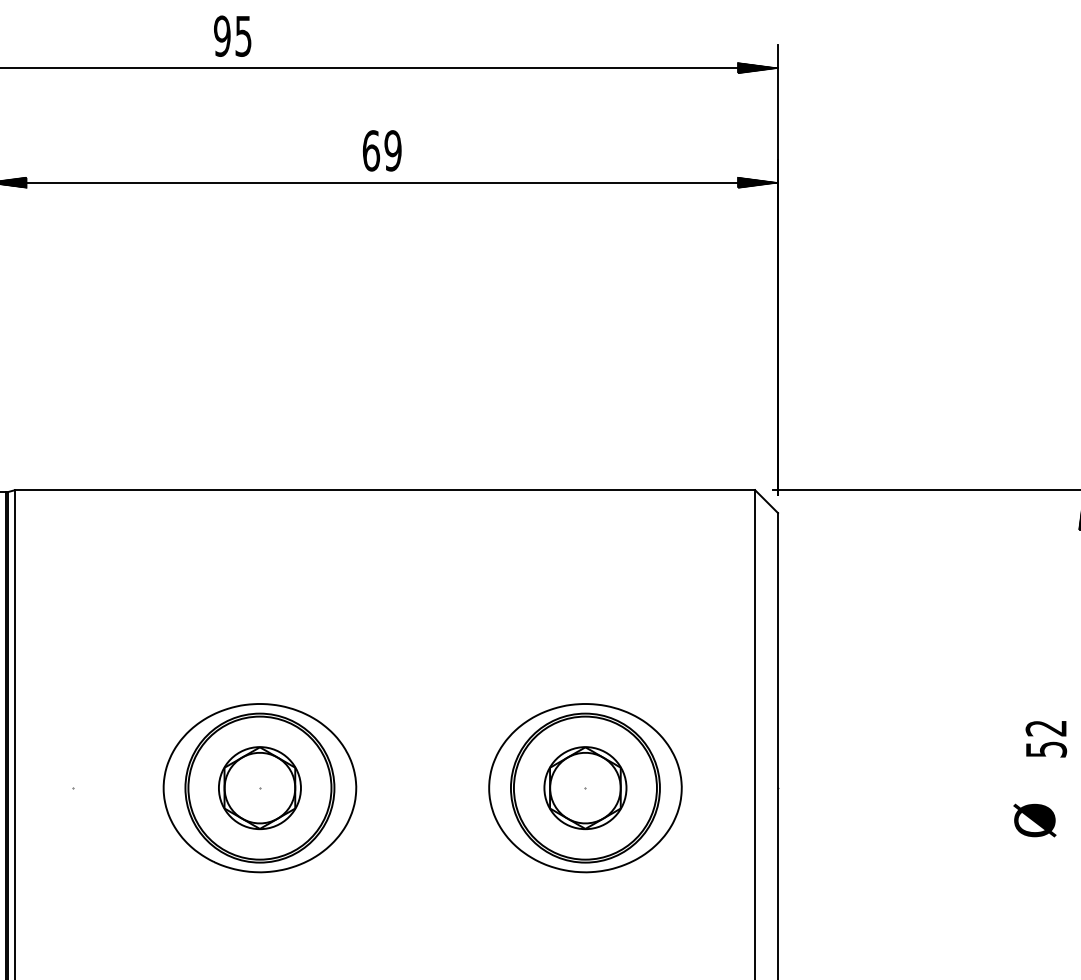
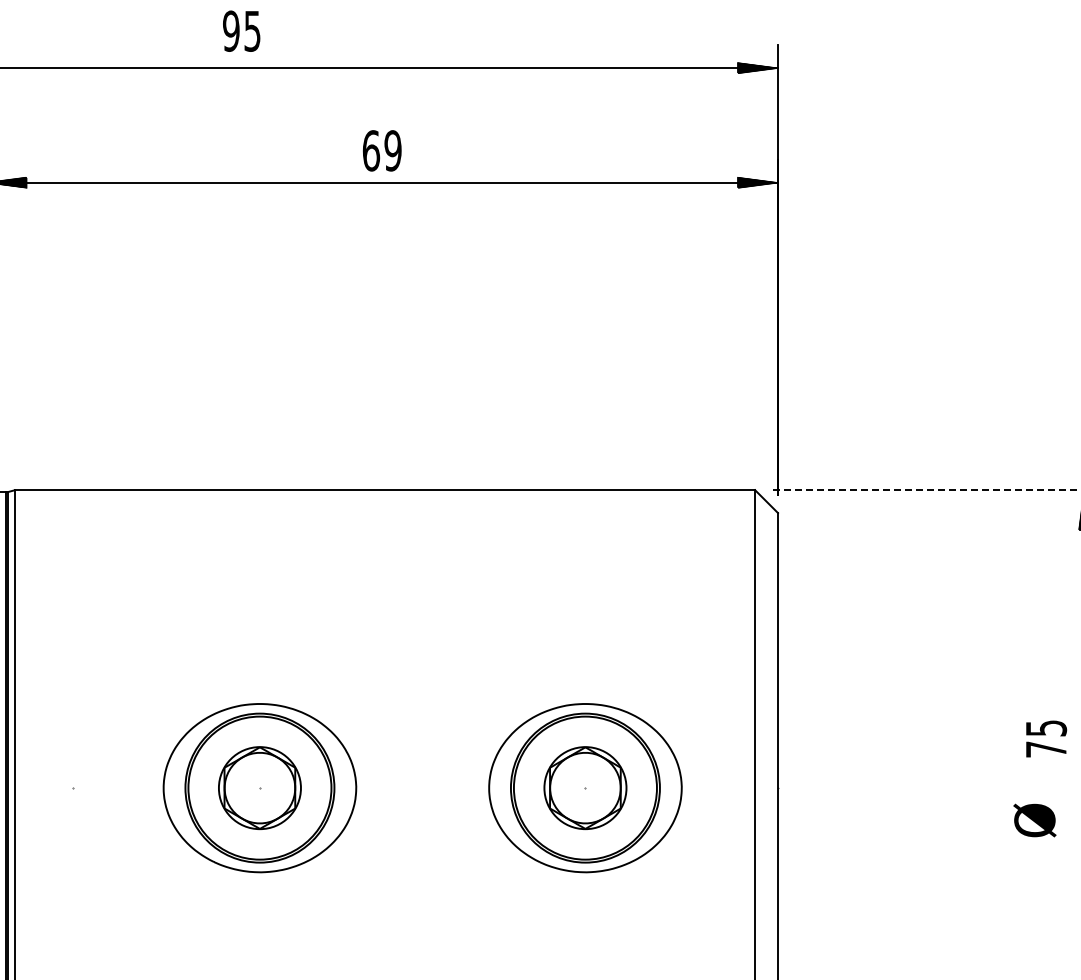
text position: (232, 35) -> (241, 30) (241, 30)
line: solid -> dashed (927, 490)
text: 52 -> 75 (1046, 738)
